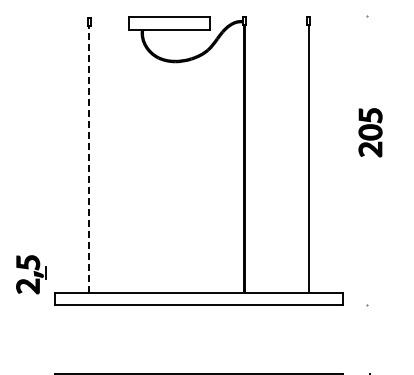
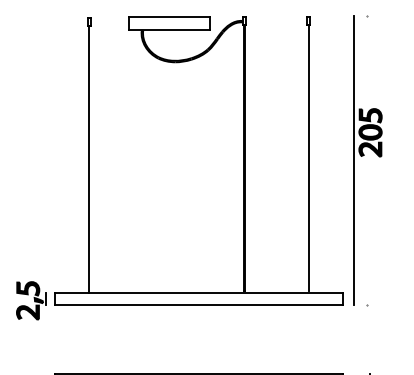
line: dashed -> solid (89, 158)
line: none -> present (353, 160)
part position: (31, 274) -> (31, 300) (31, 300)
